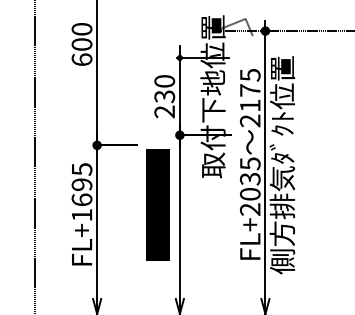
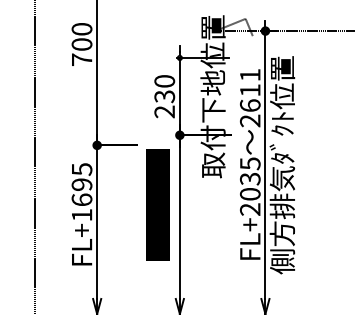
text: 600 -> 700 (81, 59)
text: 2175 -> 2611 (249, 90)
